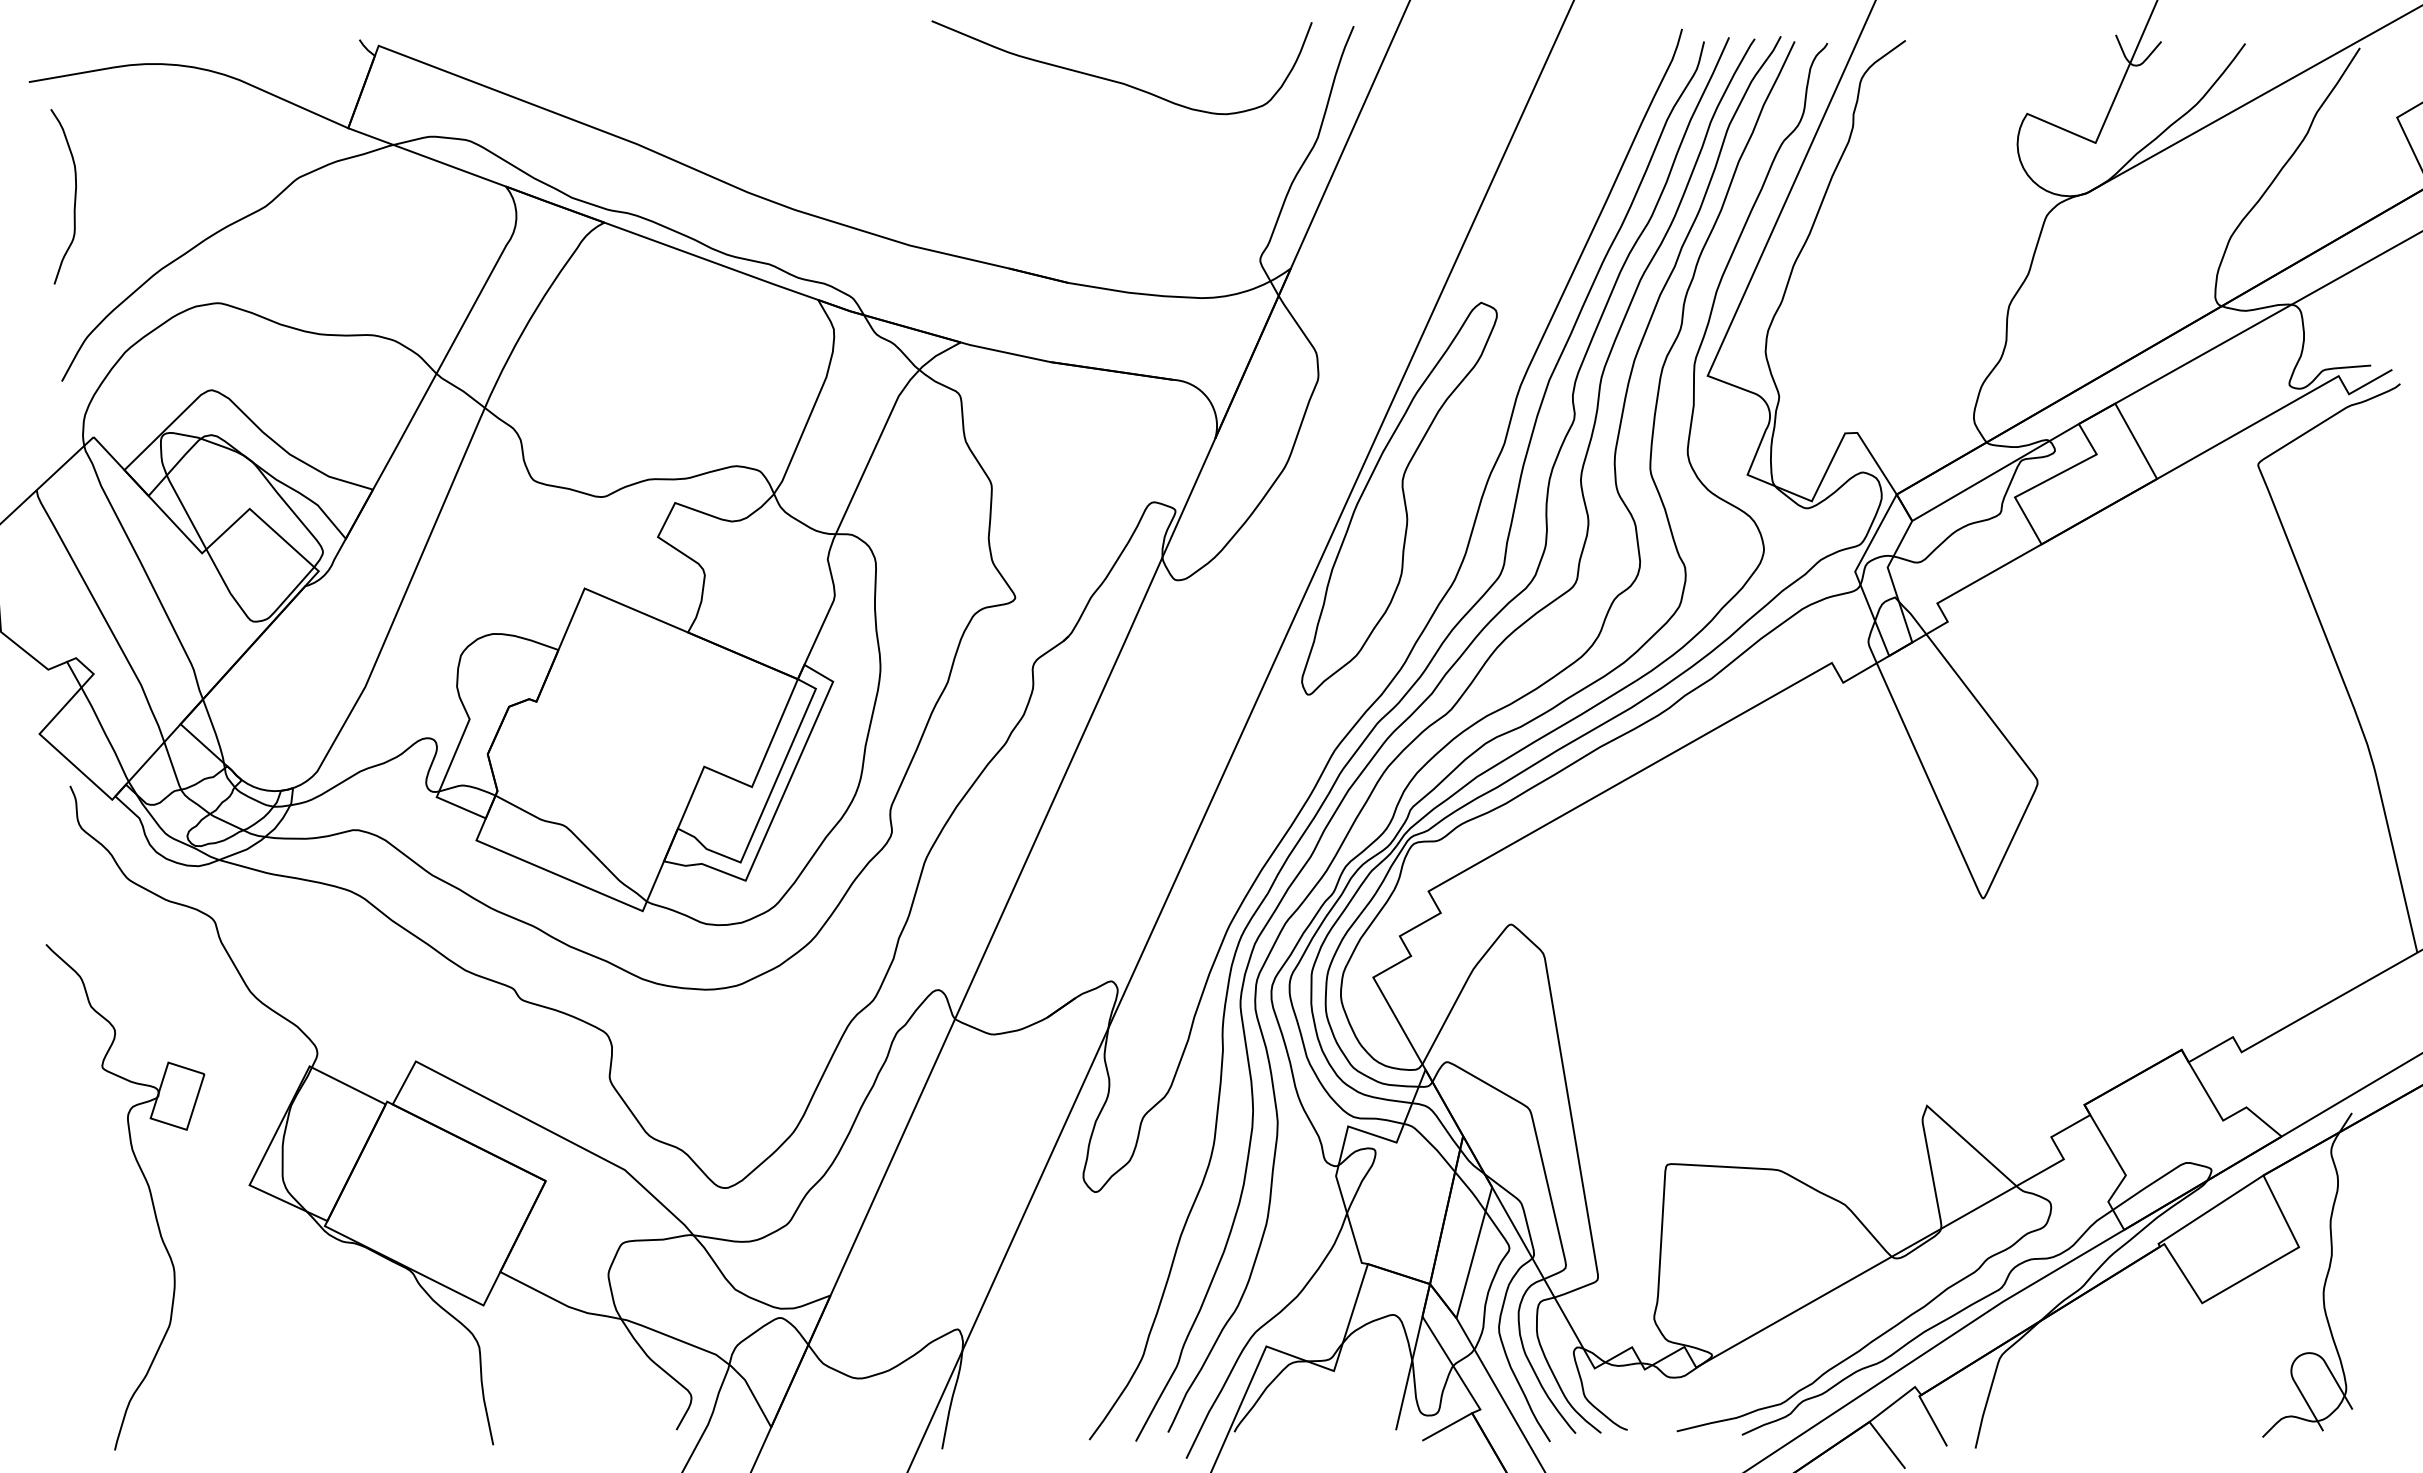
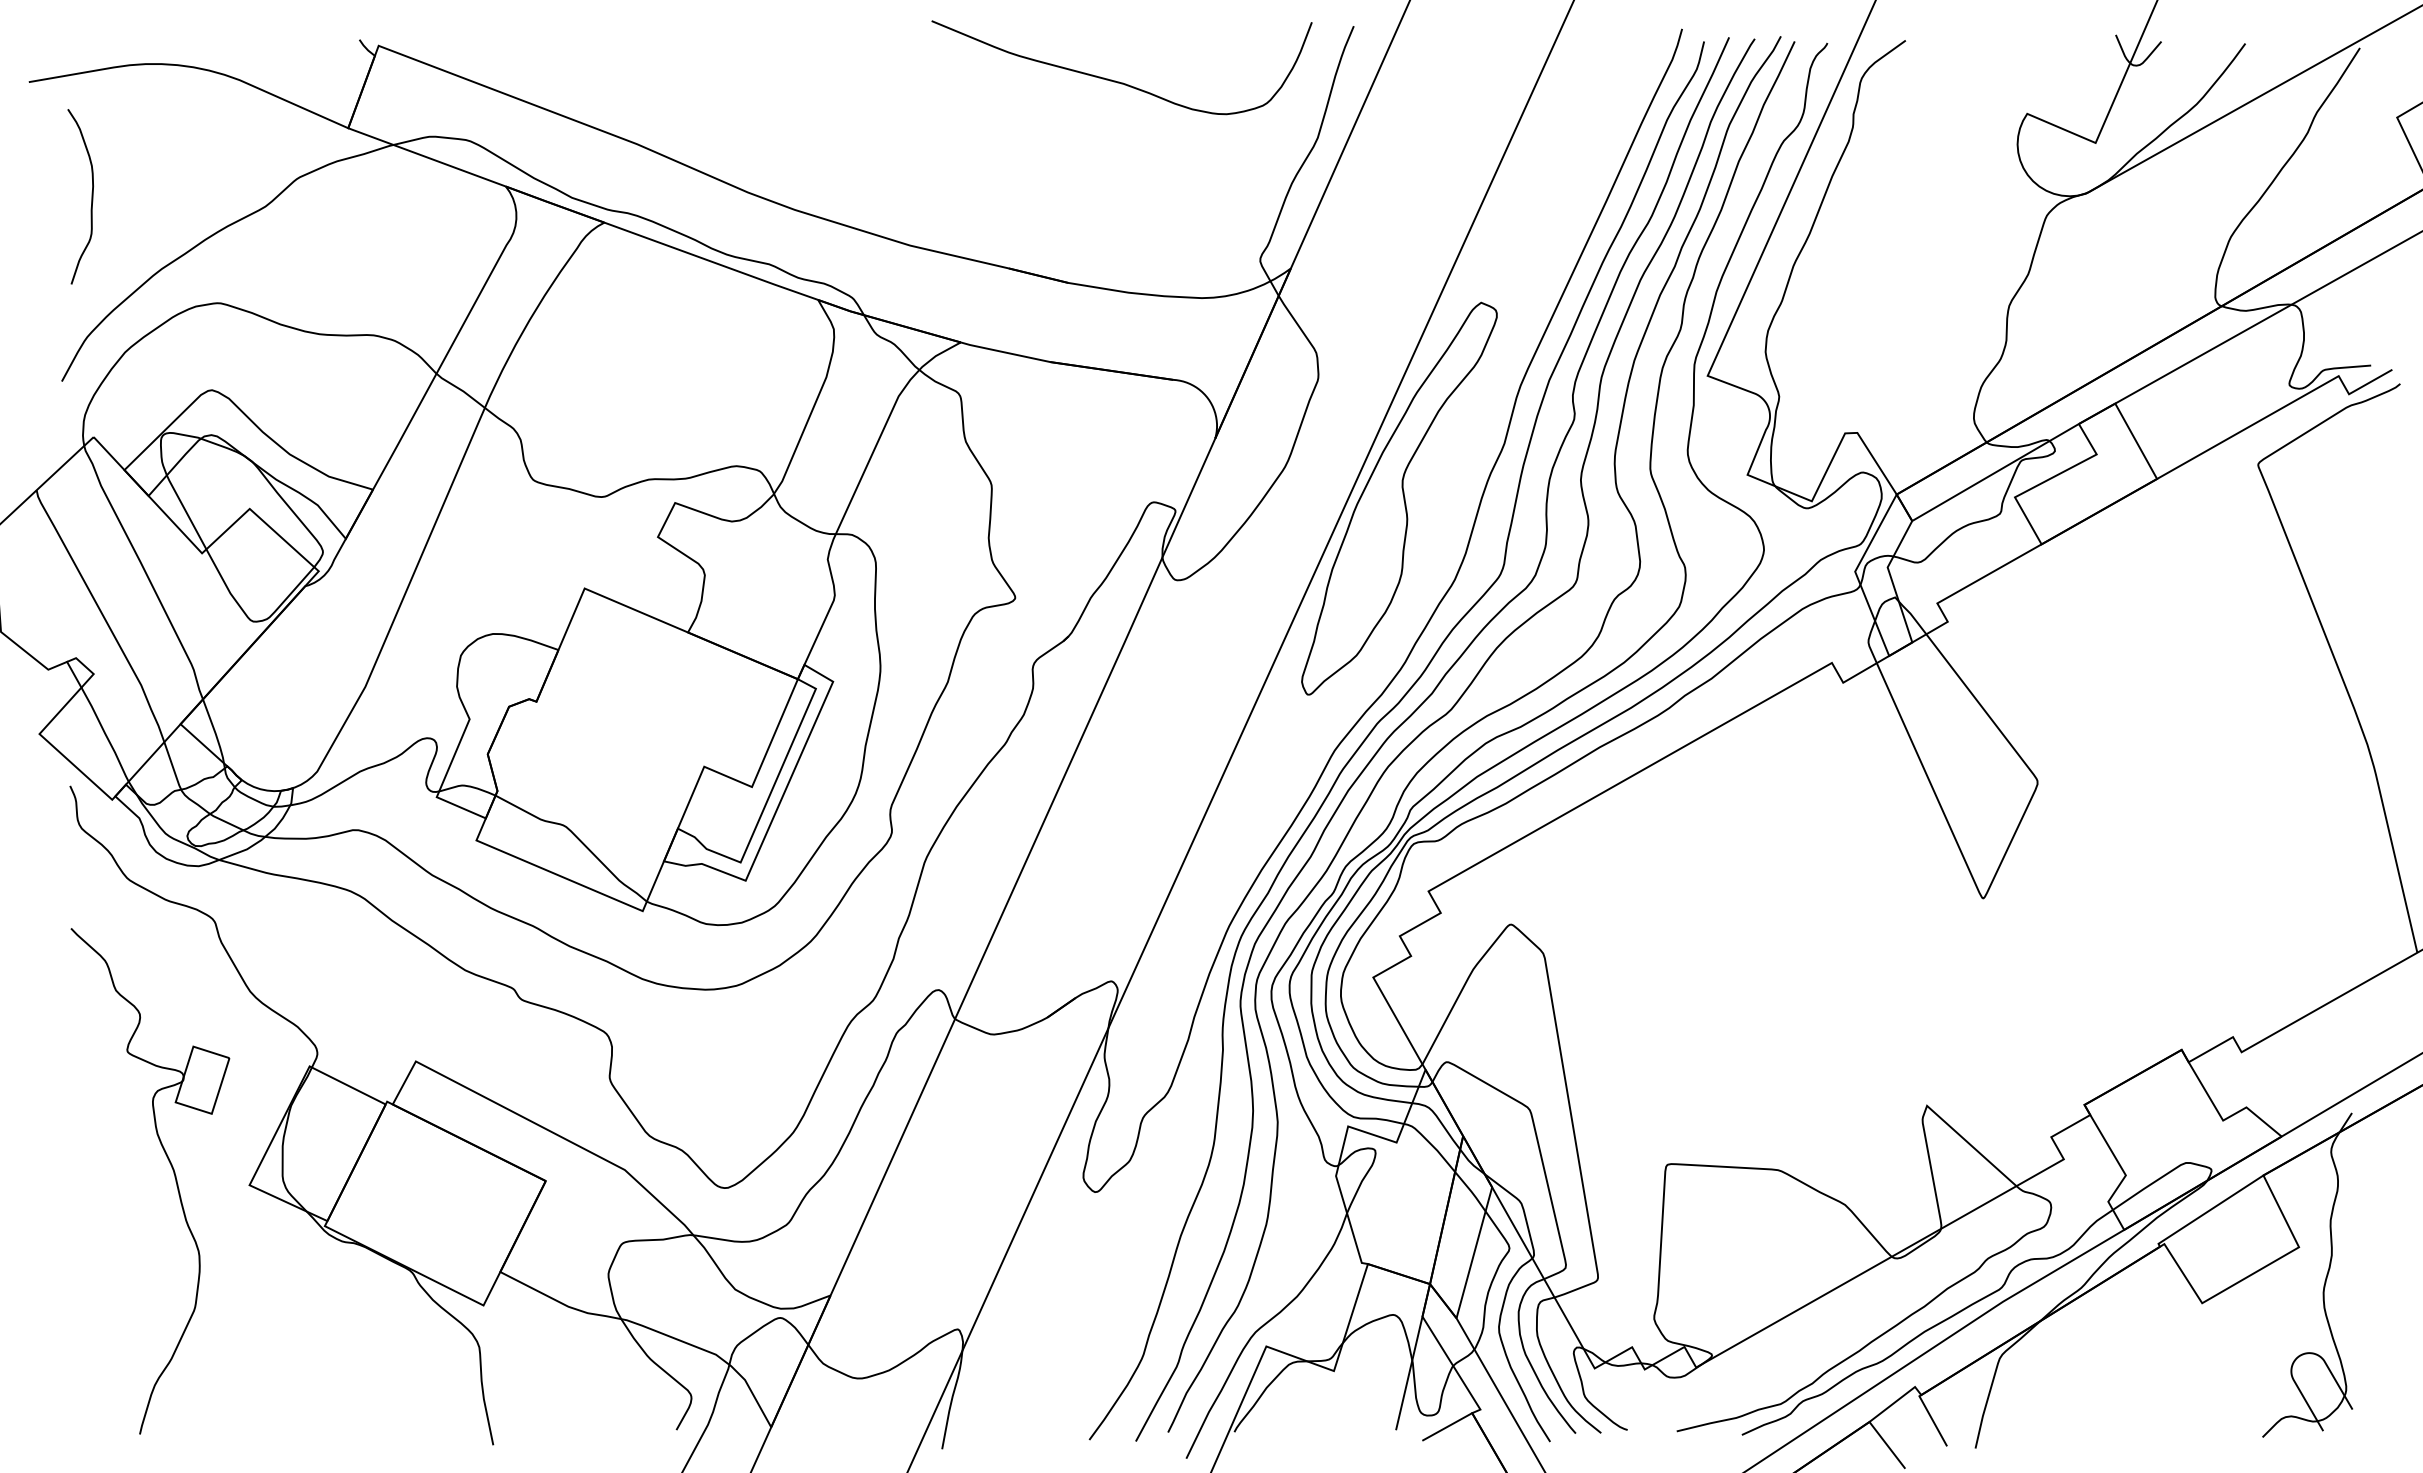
curve position: (74, 196) -> (91, 196) (91, 196)
part position: (149, 1193) -> (174, 1177) (174, 1177)
